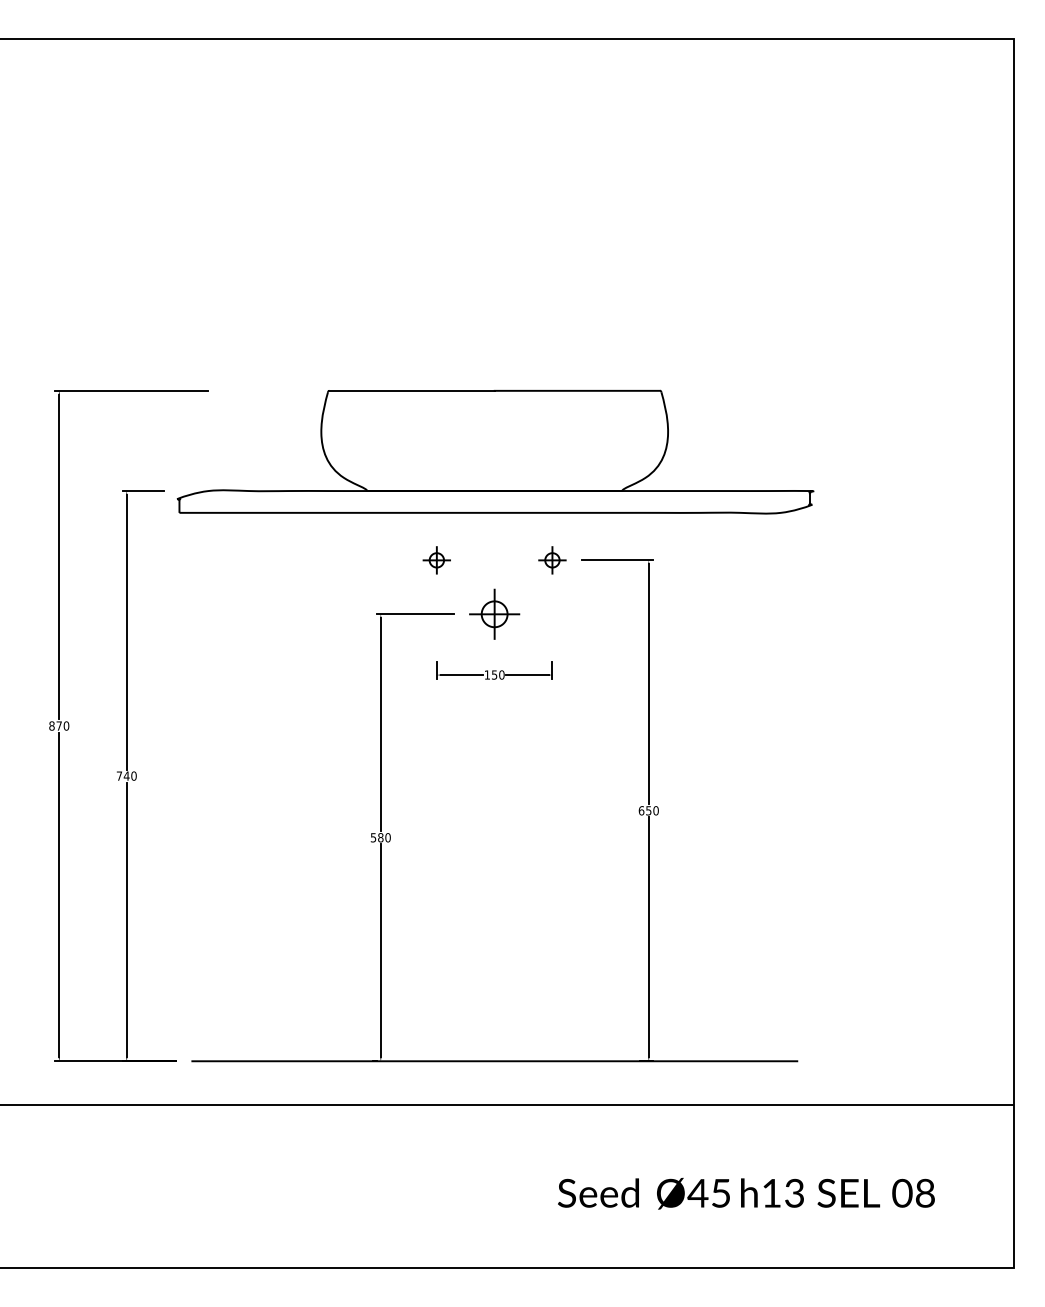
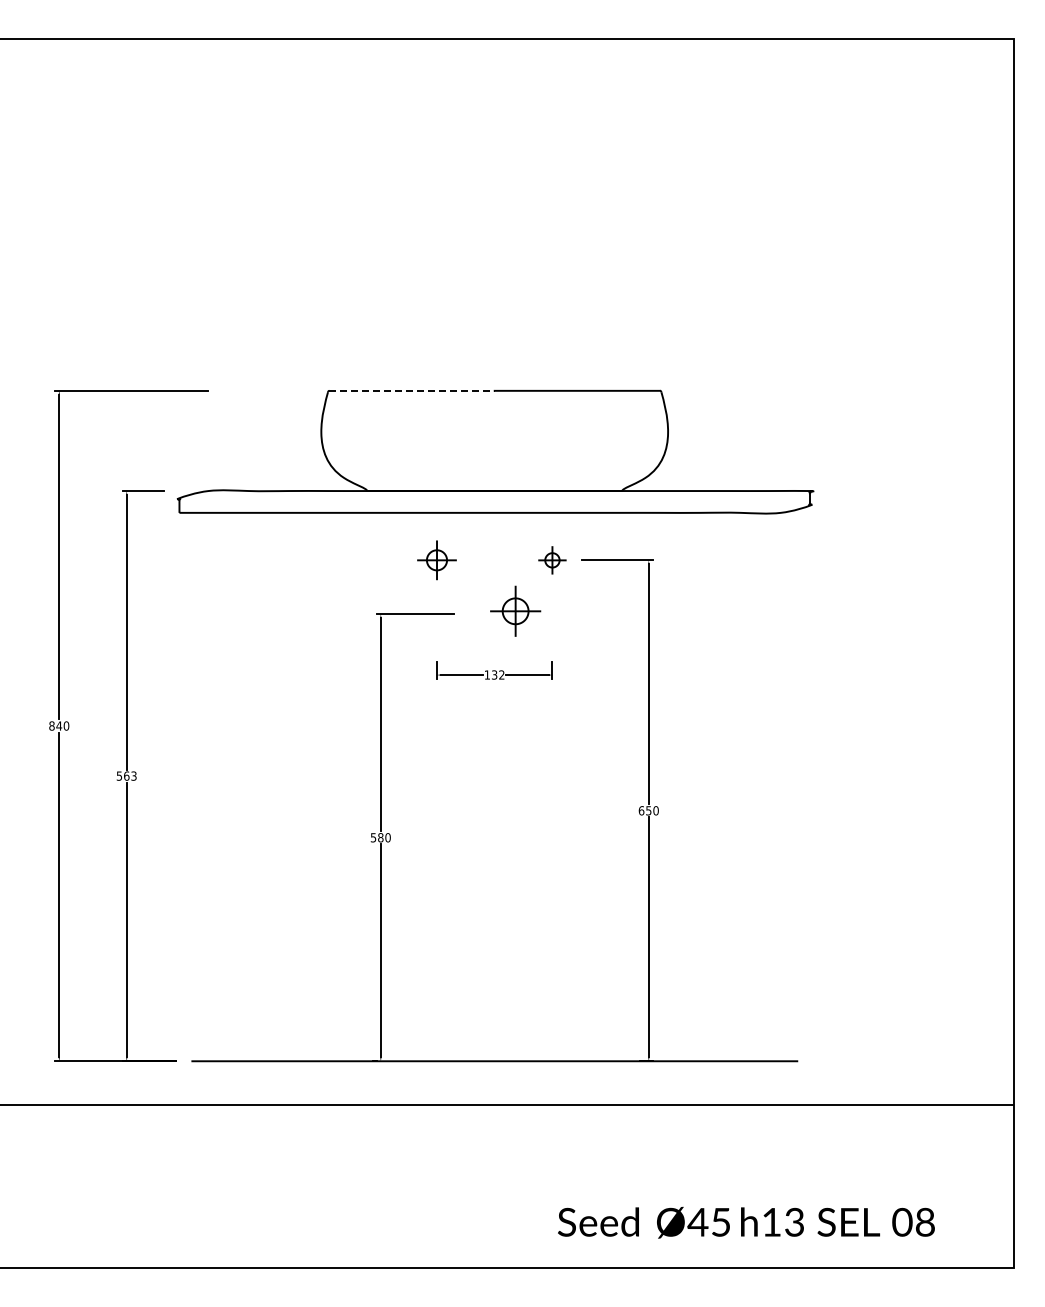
line: solid -> dashed (412, 390)
part size: 29x29 px -> 40x41 px (436, 560)
part position: (494, 613) -> (515, 610) (515, 610)
text: 150 -> 132 (498, 674)
text: 870 -> 840 (59, 725)
text: 740 -> 563 (126, 775)
text position: (746, 1193) -> (746, 1222) (746, 1222)
